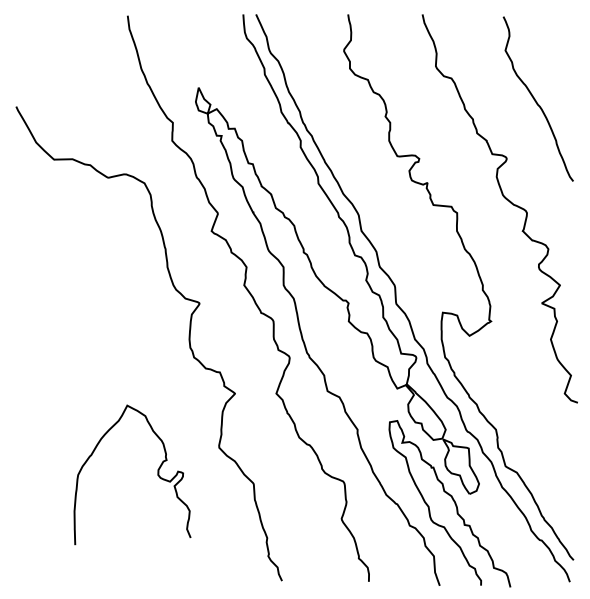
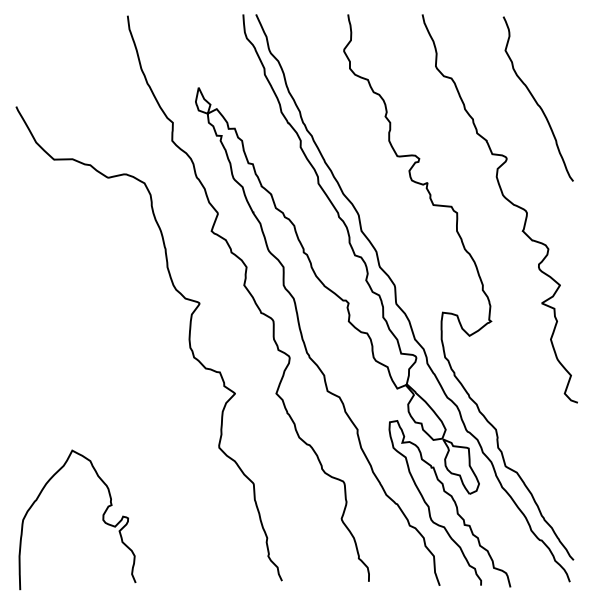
curve position: (157, 474) -> (102, 519) (102, 519)
